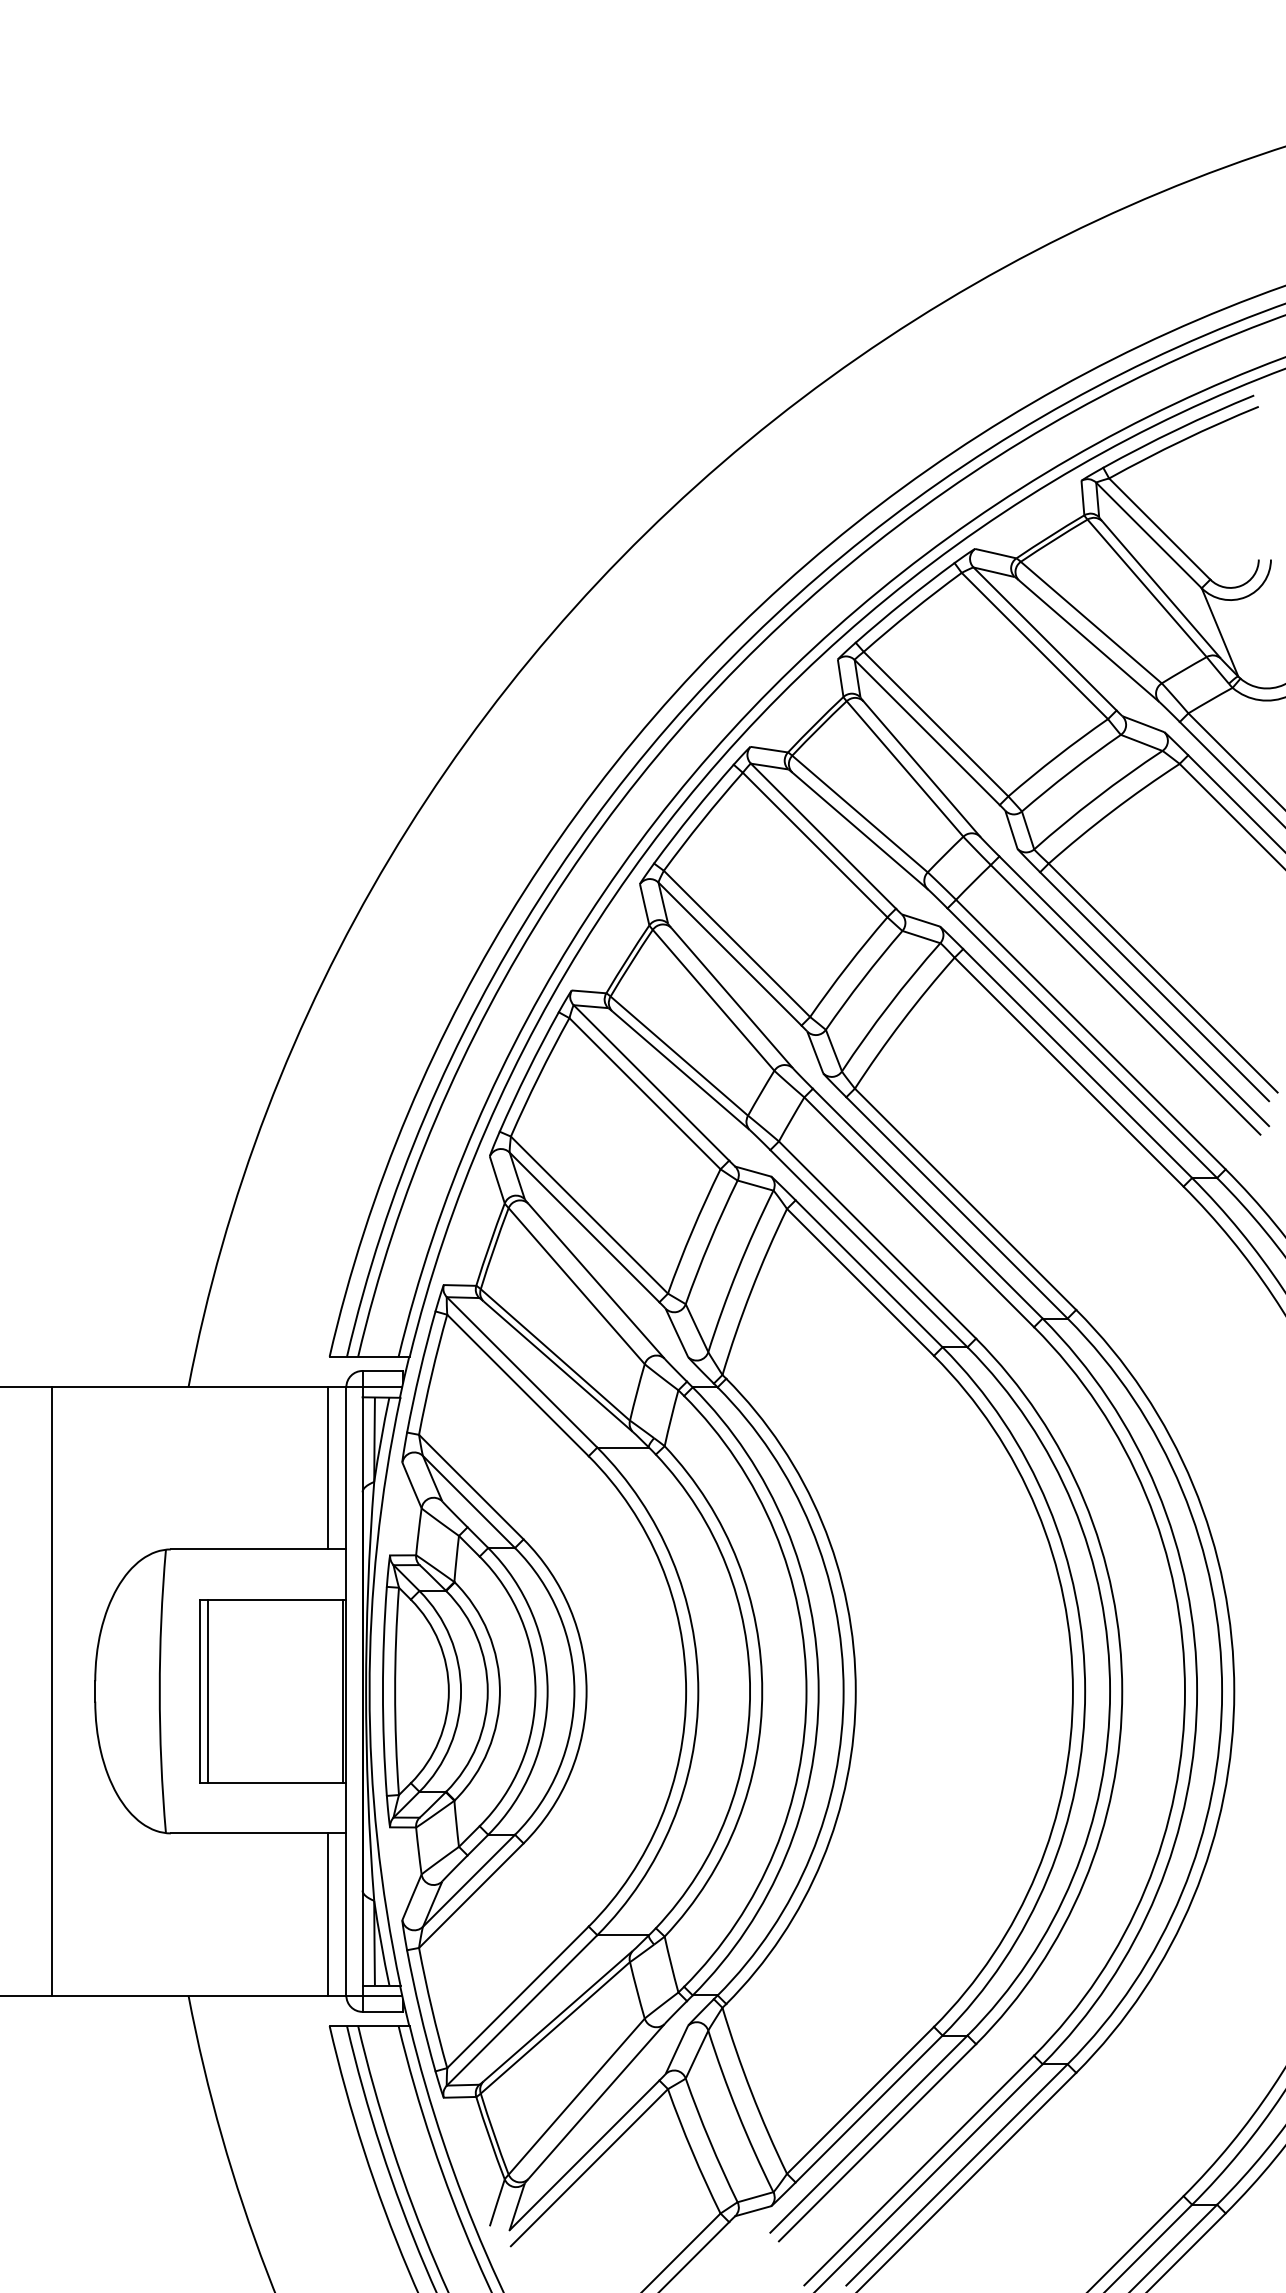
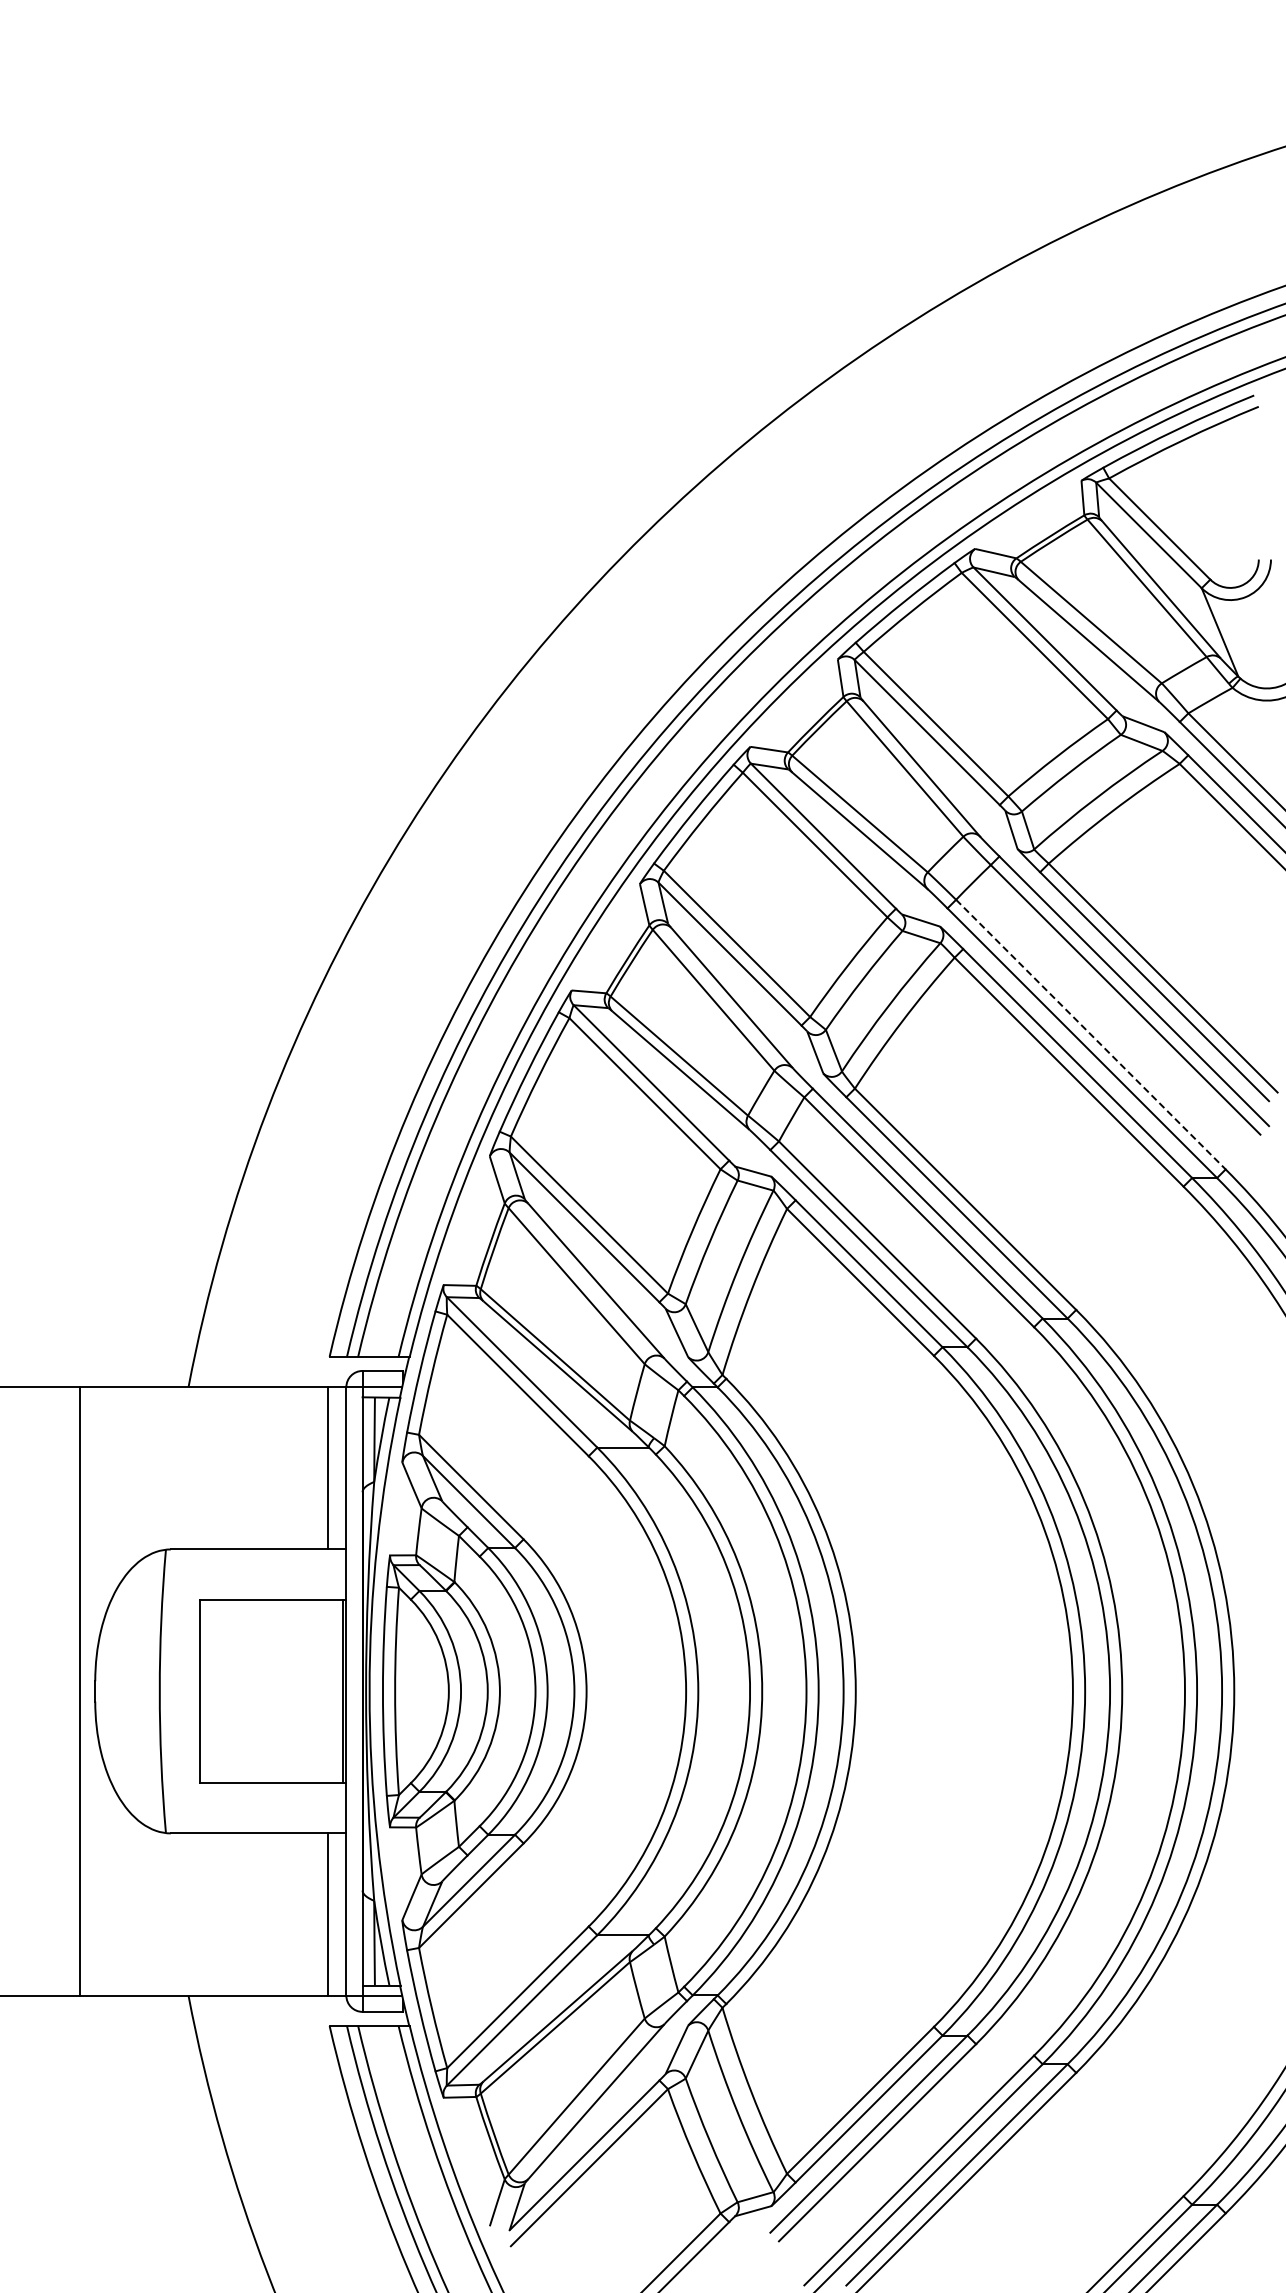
line: solid -> dashed (1090, 1034)
line position: (51, 1691) -> (79, 1691) (79, 1691)
line: present -> none (208, 1691)
